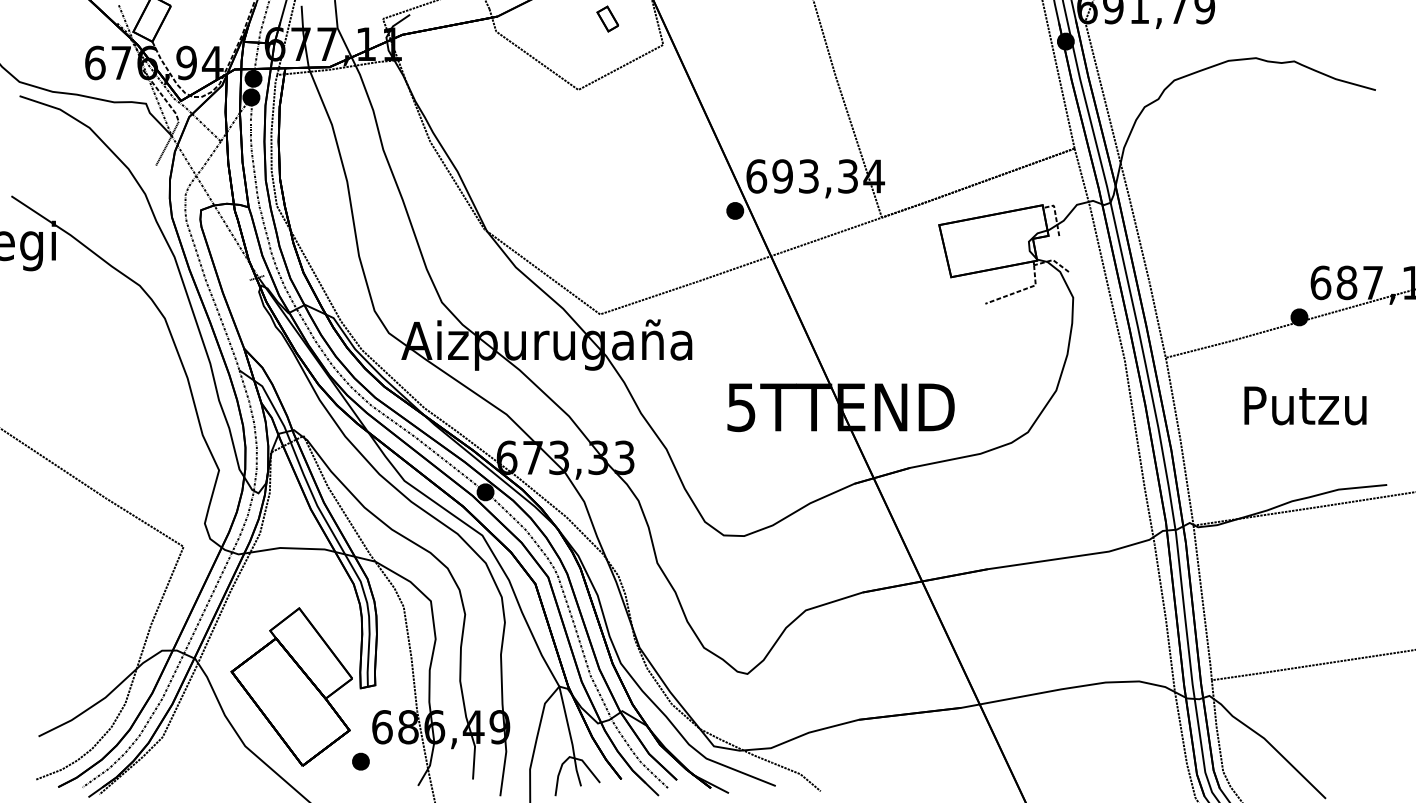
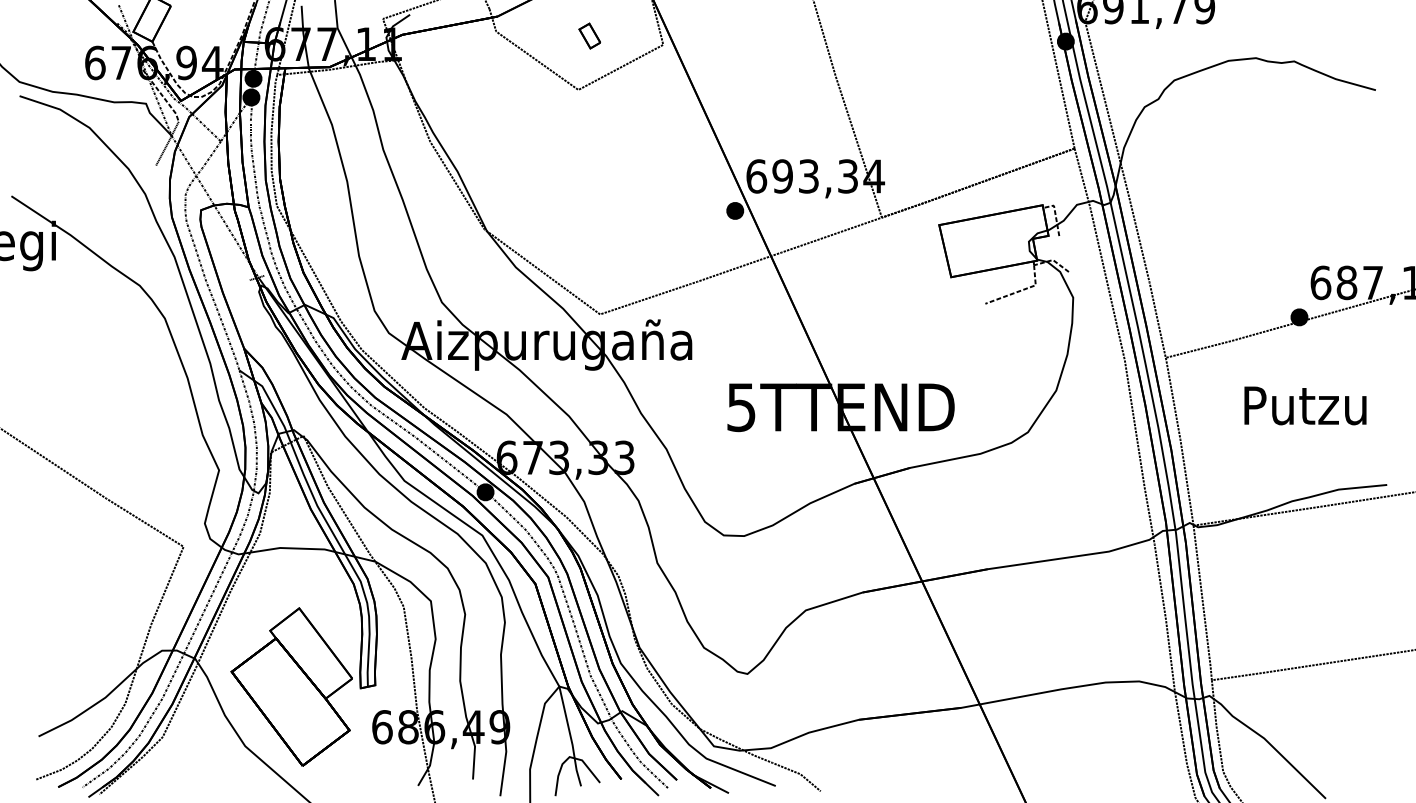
part position: (607, 18) -> (589, 35) (589, 35)
part: present -> none (360, 761)
